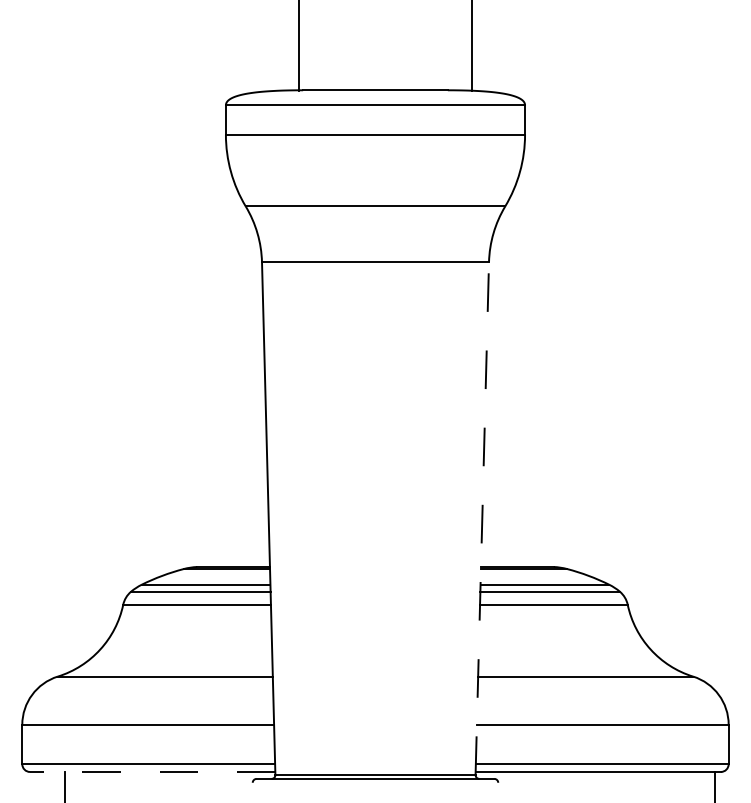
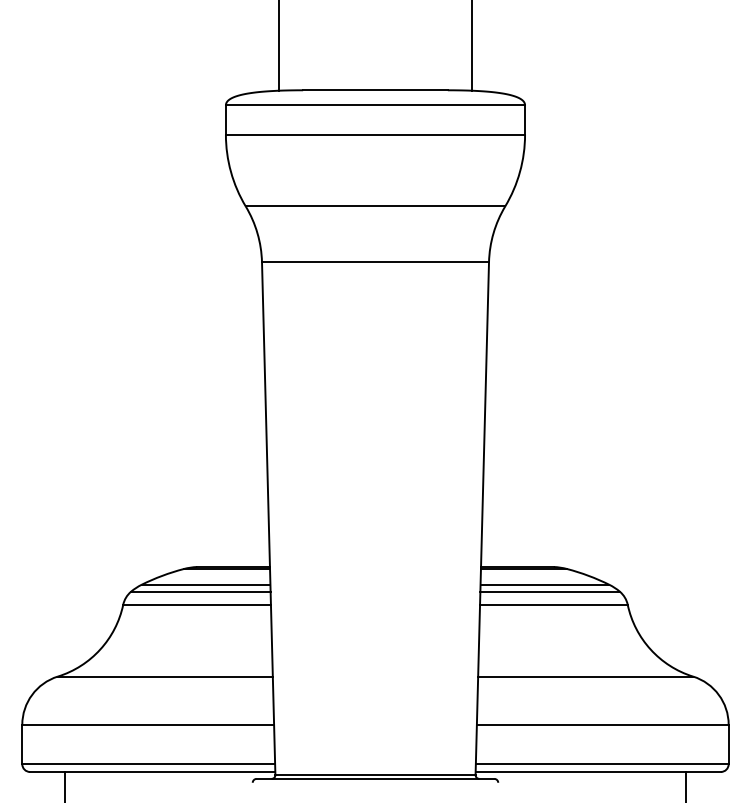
line position: (298, 46) -> (278, 46) (278, 46)
line: dashed -> solid (482, 518)
line: dashed -> solid (152, 771)
line position: (715, 785) -> (686, 785) (686, 785)
